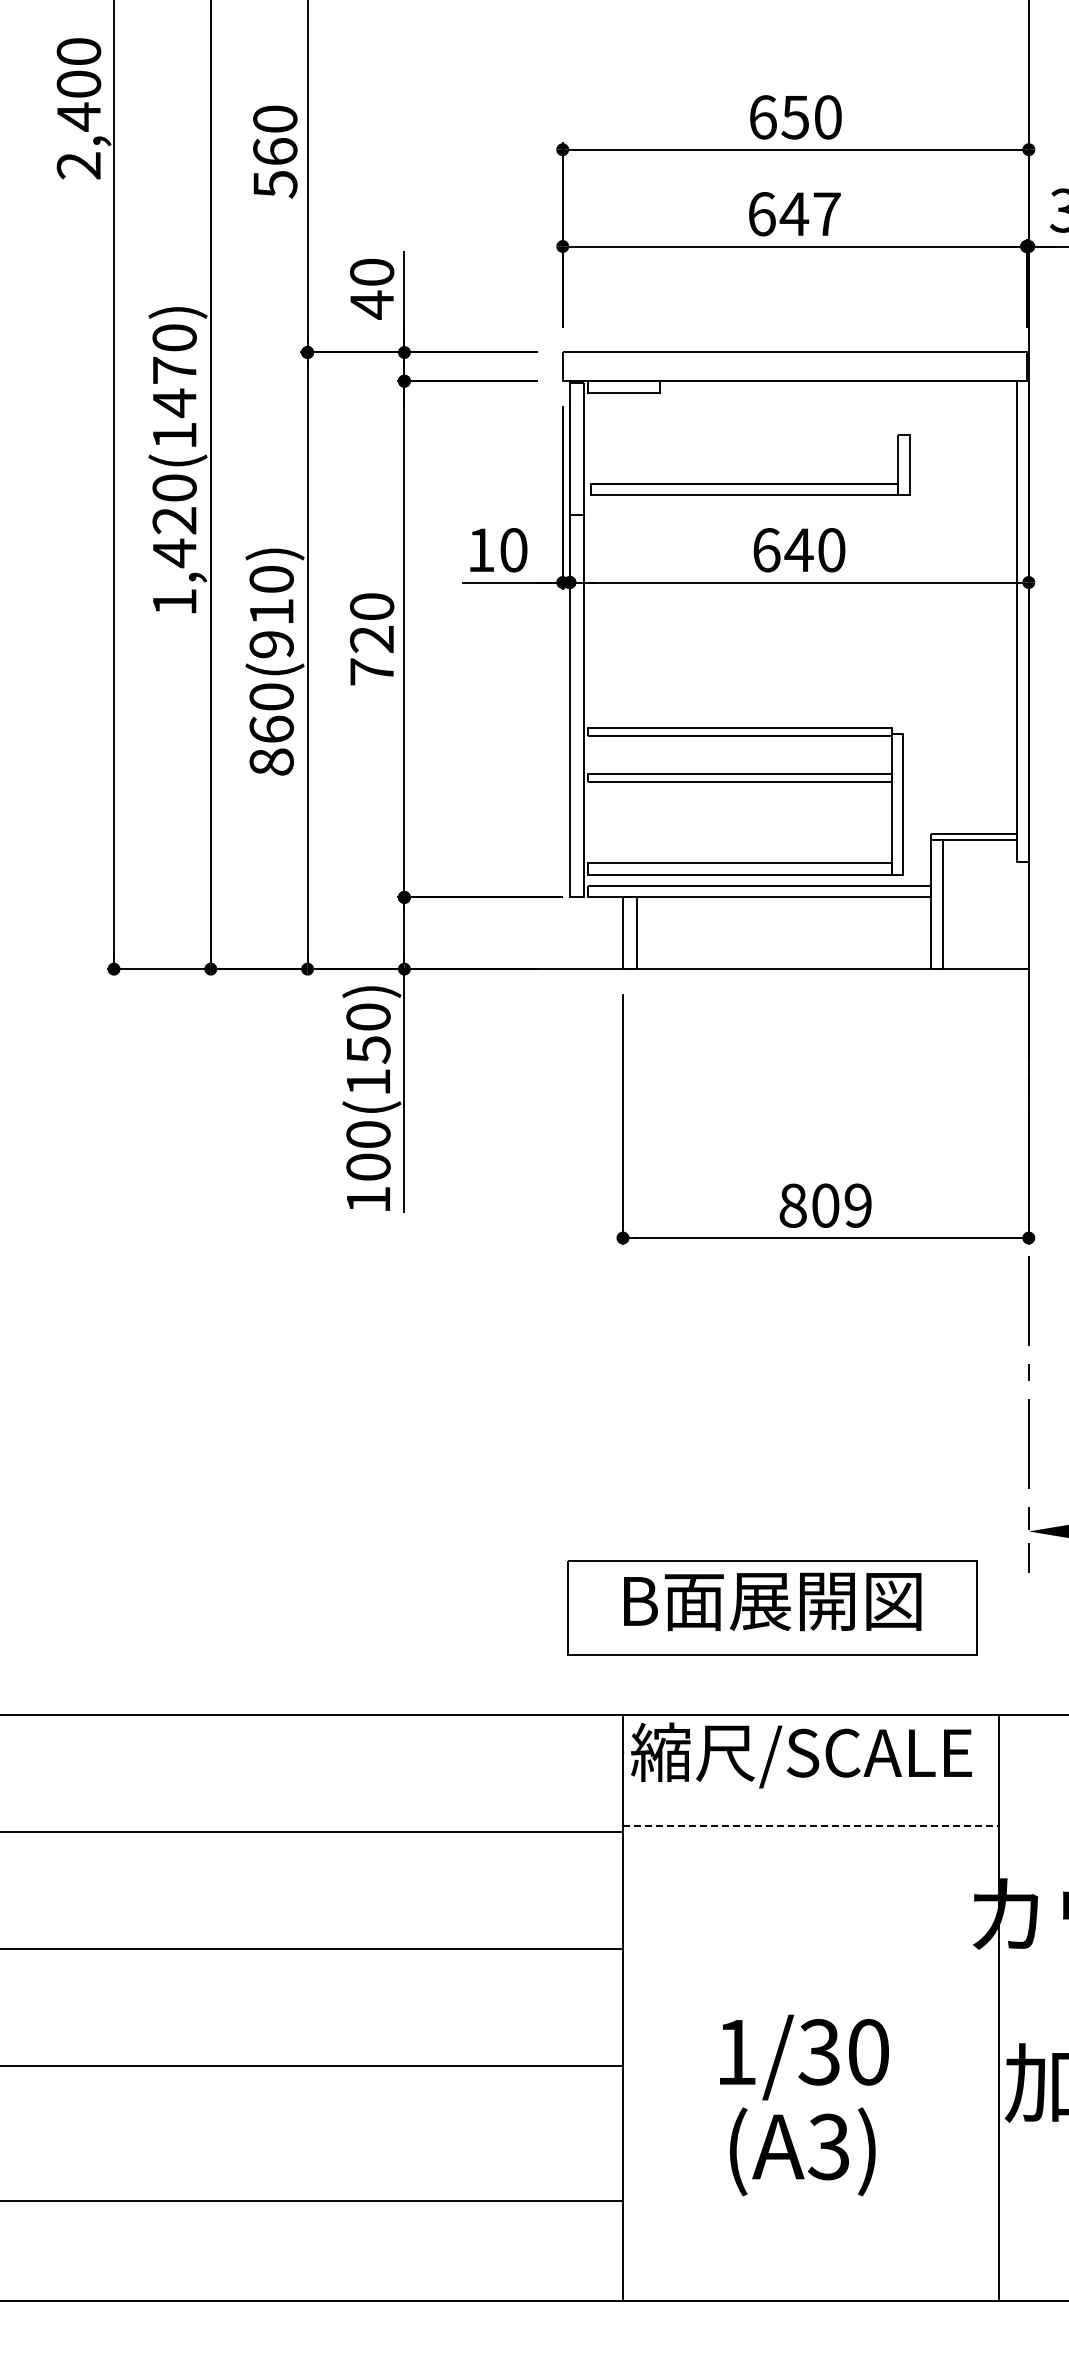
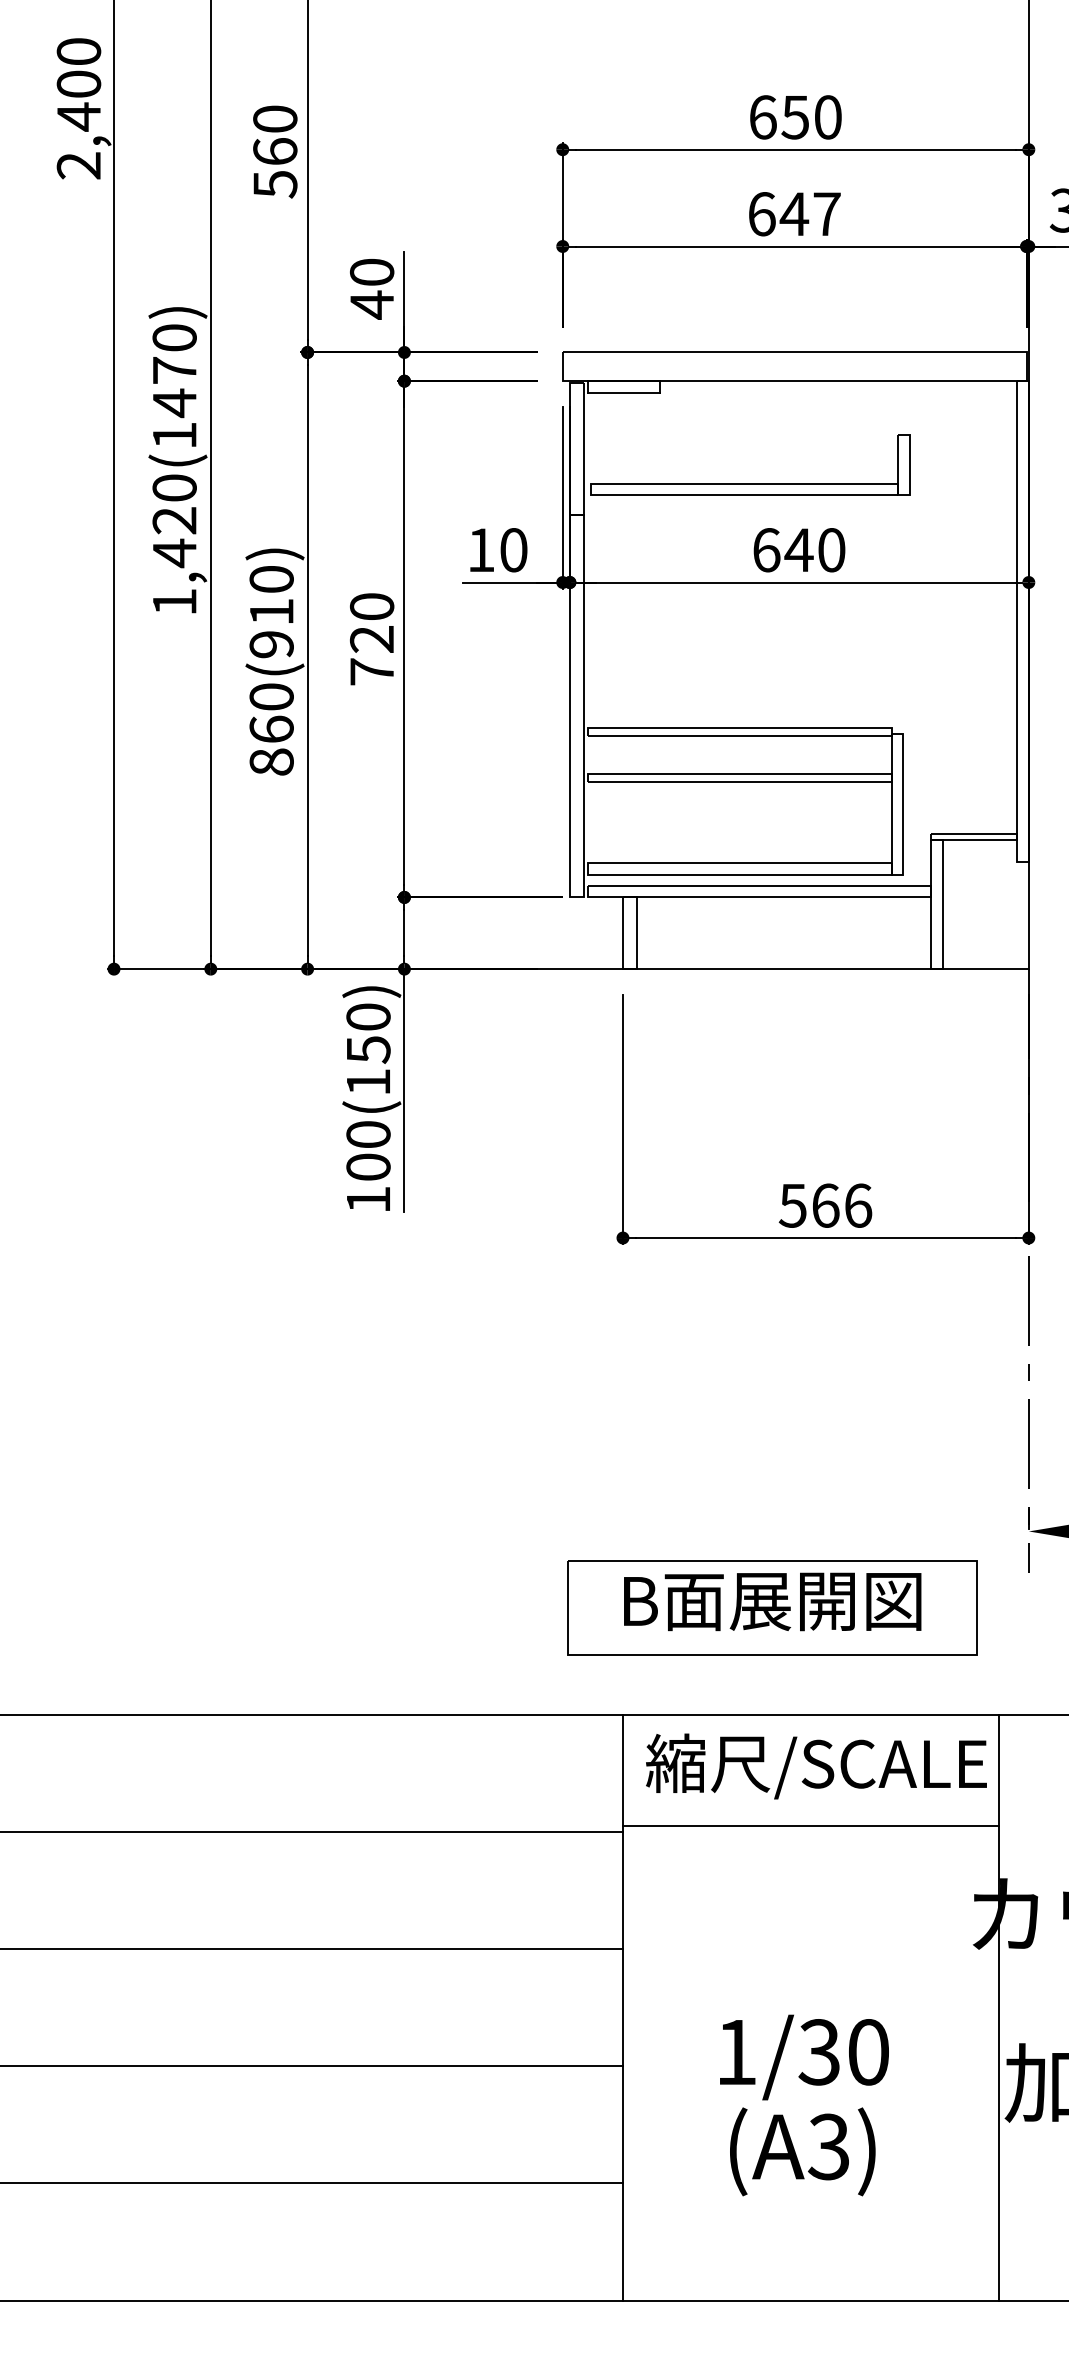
text: 809 -> 566 (825, 1205)
text position: (801, 1755) -> (816, 1766) (816, 1766)
line: dashed -> solid (811, 1825)
line position: (312, 2201) -> (312, 2183) (312, 2183)
